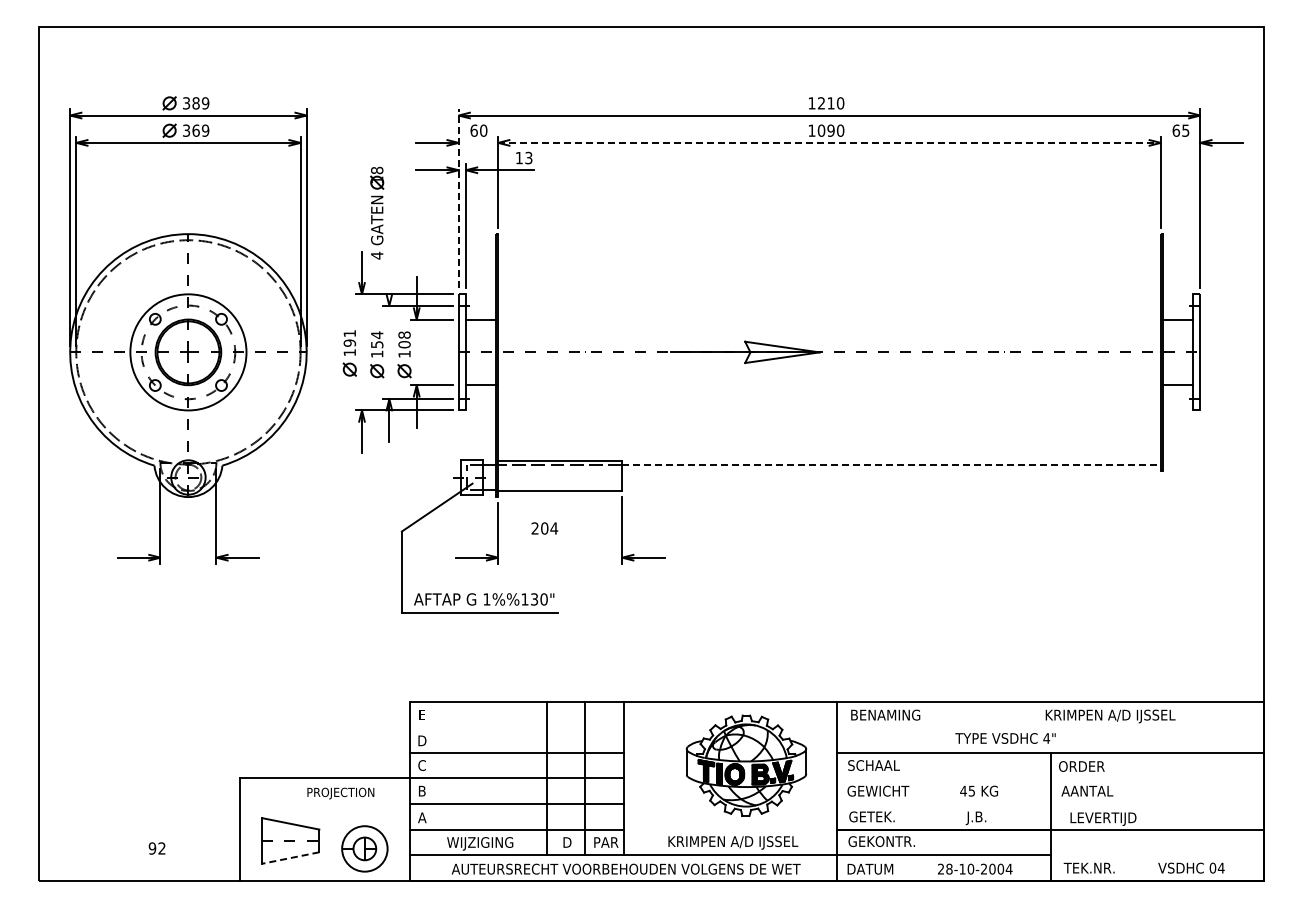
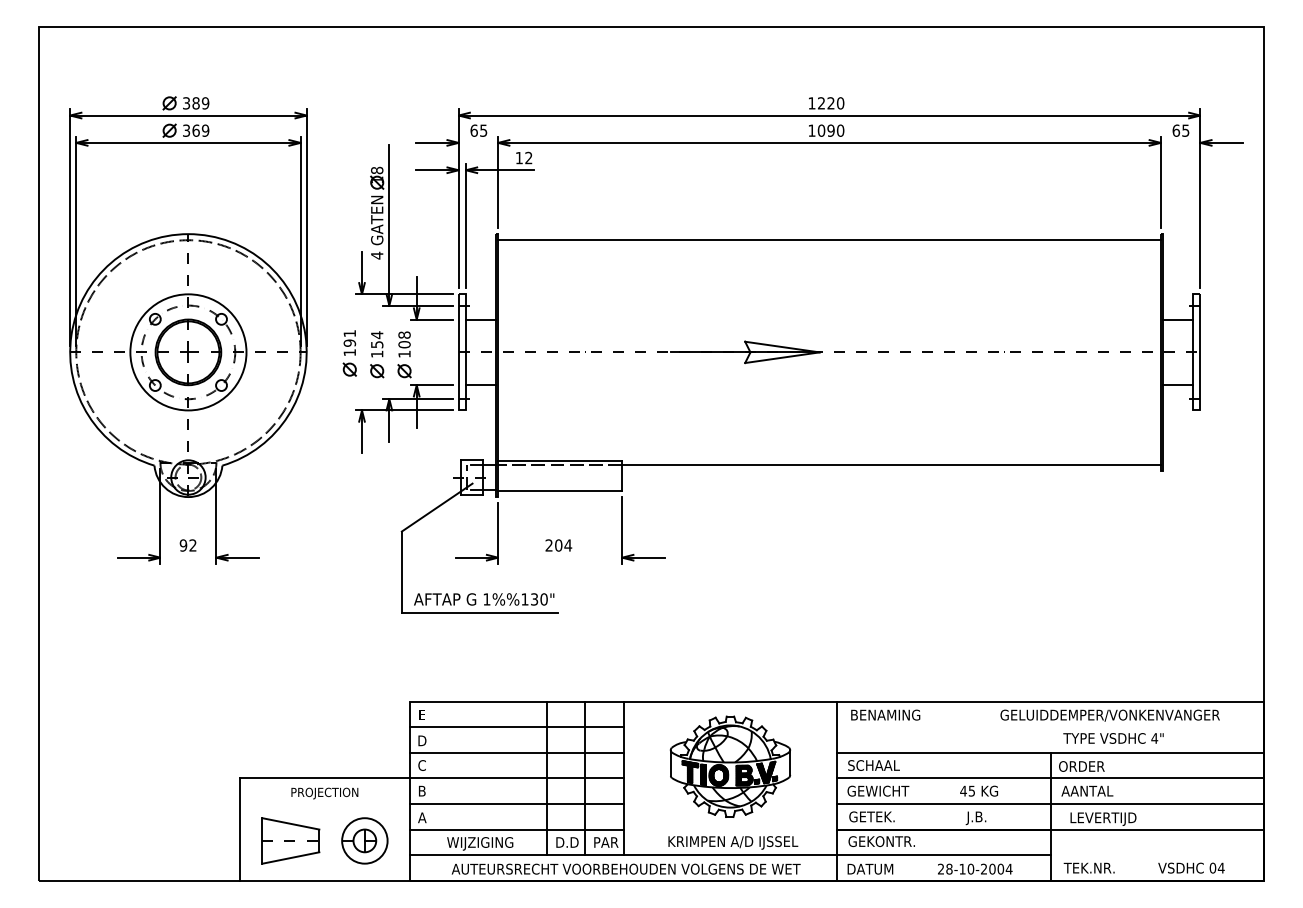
text: 1210 -> 1220 (830, 103)
text: 60 -> 65 (483, 130)
line: dashed -> solid (830, 142)
text: 13 -> 12 (528, 158)
line: dashed -> solid (458, 198)
line: none -> present (389, 224)
line: none -> present (829, 240)
line: dashed -> solid (892, 464)
text position: (544, 528) -> (558, 545) (558, 545)
text: KRIMPEN A/D IJSSEL -> GELUIDDEMPER/VONKENVANGER (1109, 716)
line: none -> present (516, 727)
text position: (1005, 738) -> (1113, 738) (1113, 738)
part position: (746, 765) -> (730, 766) (730, 766)
line: none -> present (1050, 778)
text position: (340, 793) -> (324, 793) (324, 793)
line: none -> present (1050, 803)
text: D -> D.D (567, 842)
text position: (156, 848) -> (187, 545) (187, 545)
part position: (364, 848) -> (364, 840) (364, 840)
line: dashed -> solid (290, 858)
